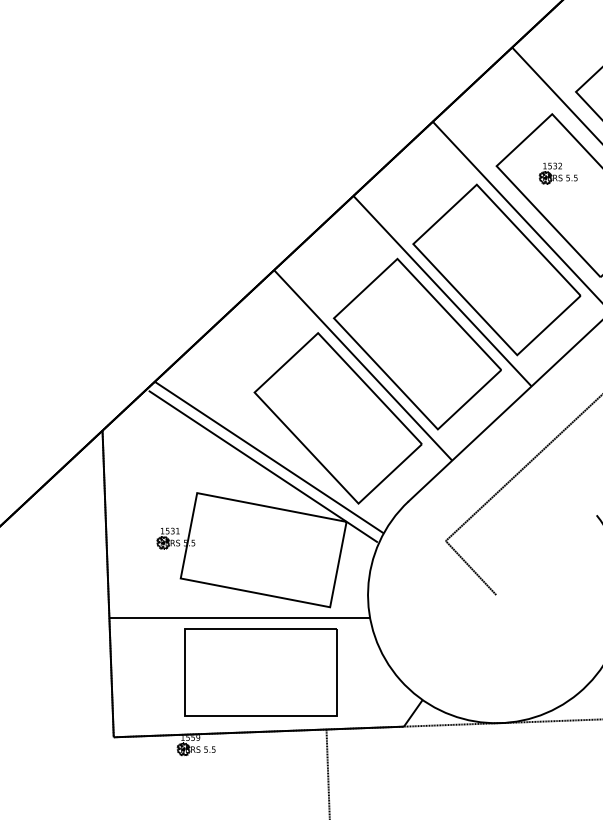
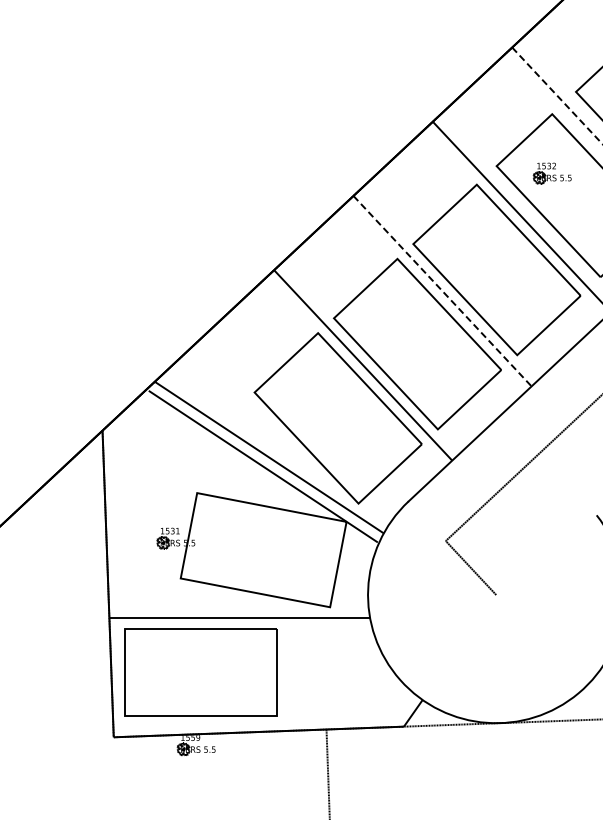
line: solid -> dashed (557, 96)
part position: (557, 173) -> (551, 173) (551, 173)
line: solid -> dashed (442, 291)
part position: (260, 672) -> (200, 672) (200, 672)
